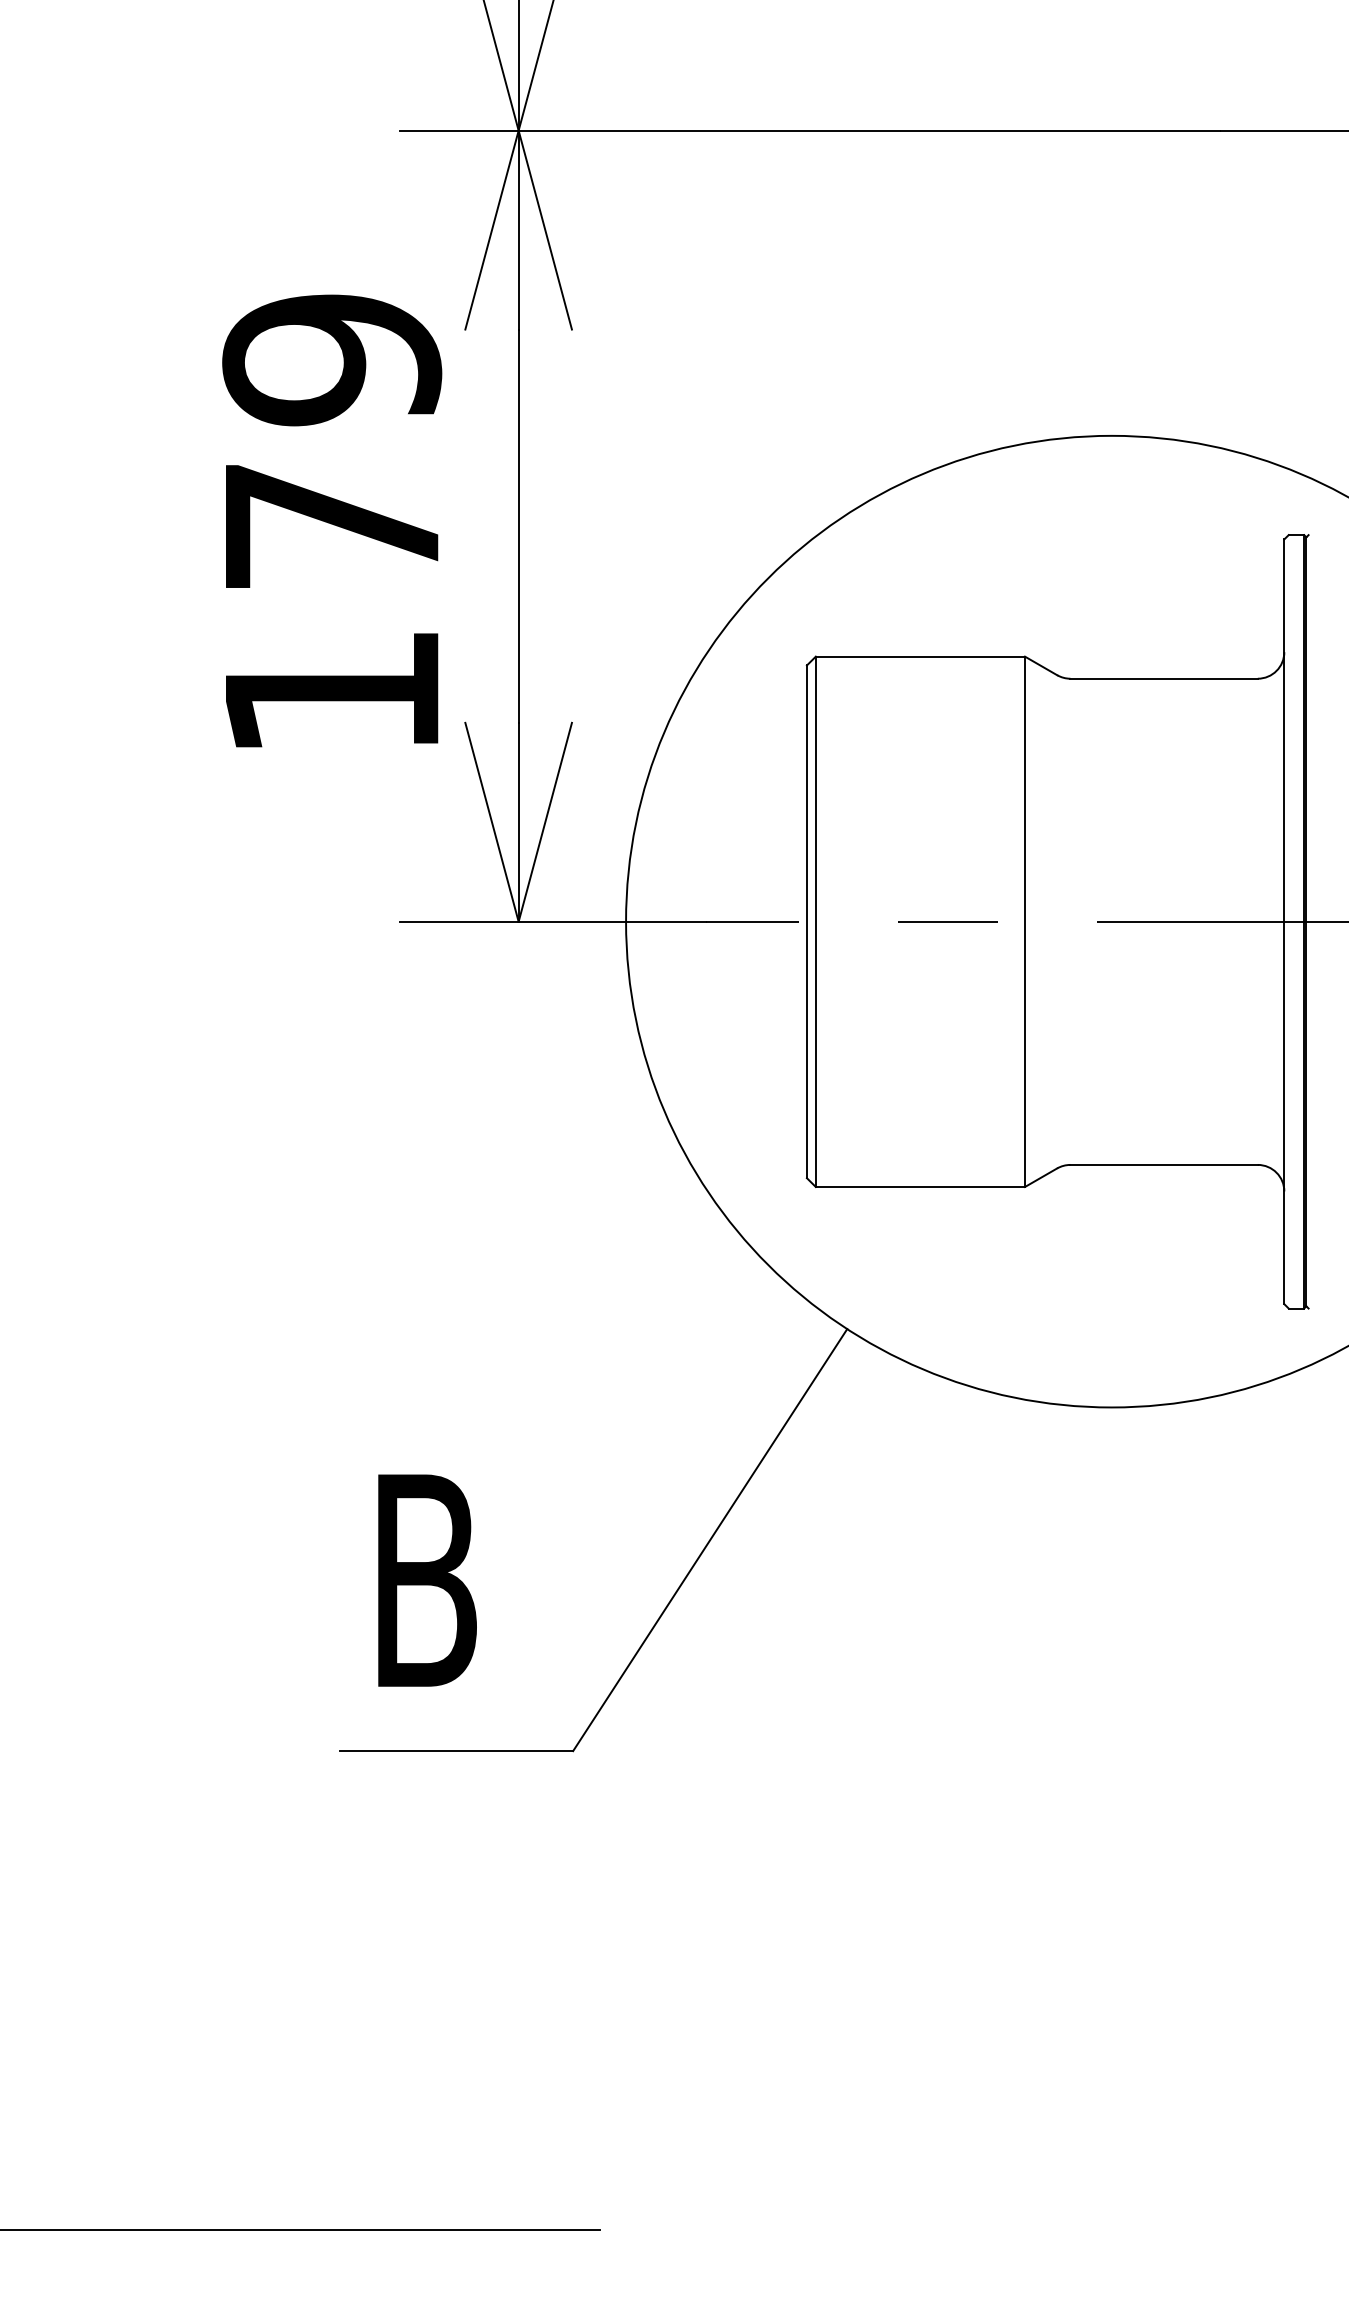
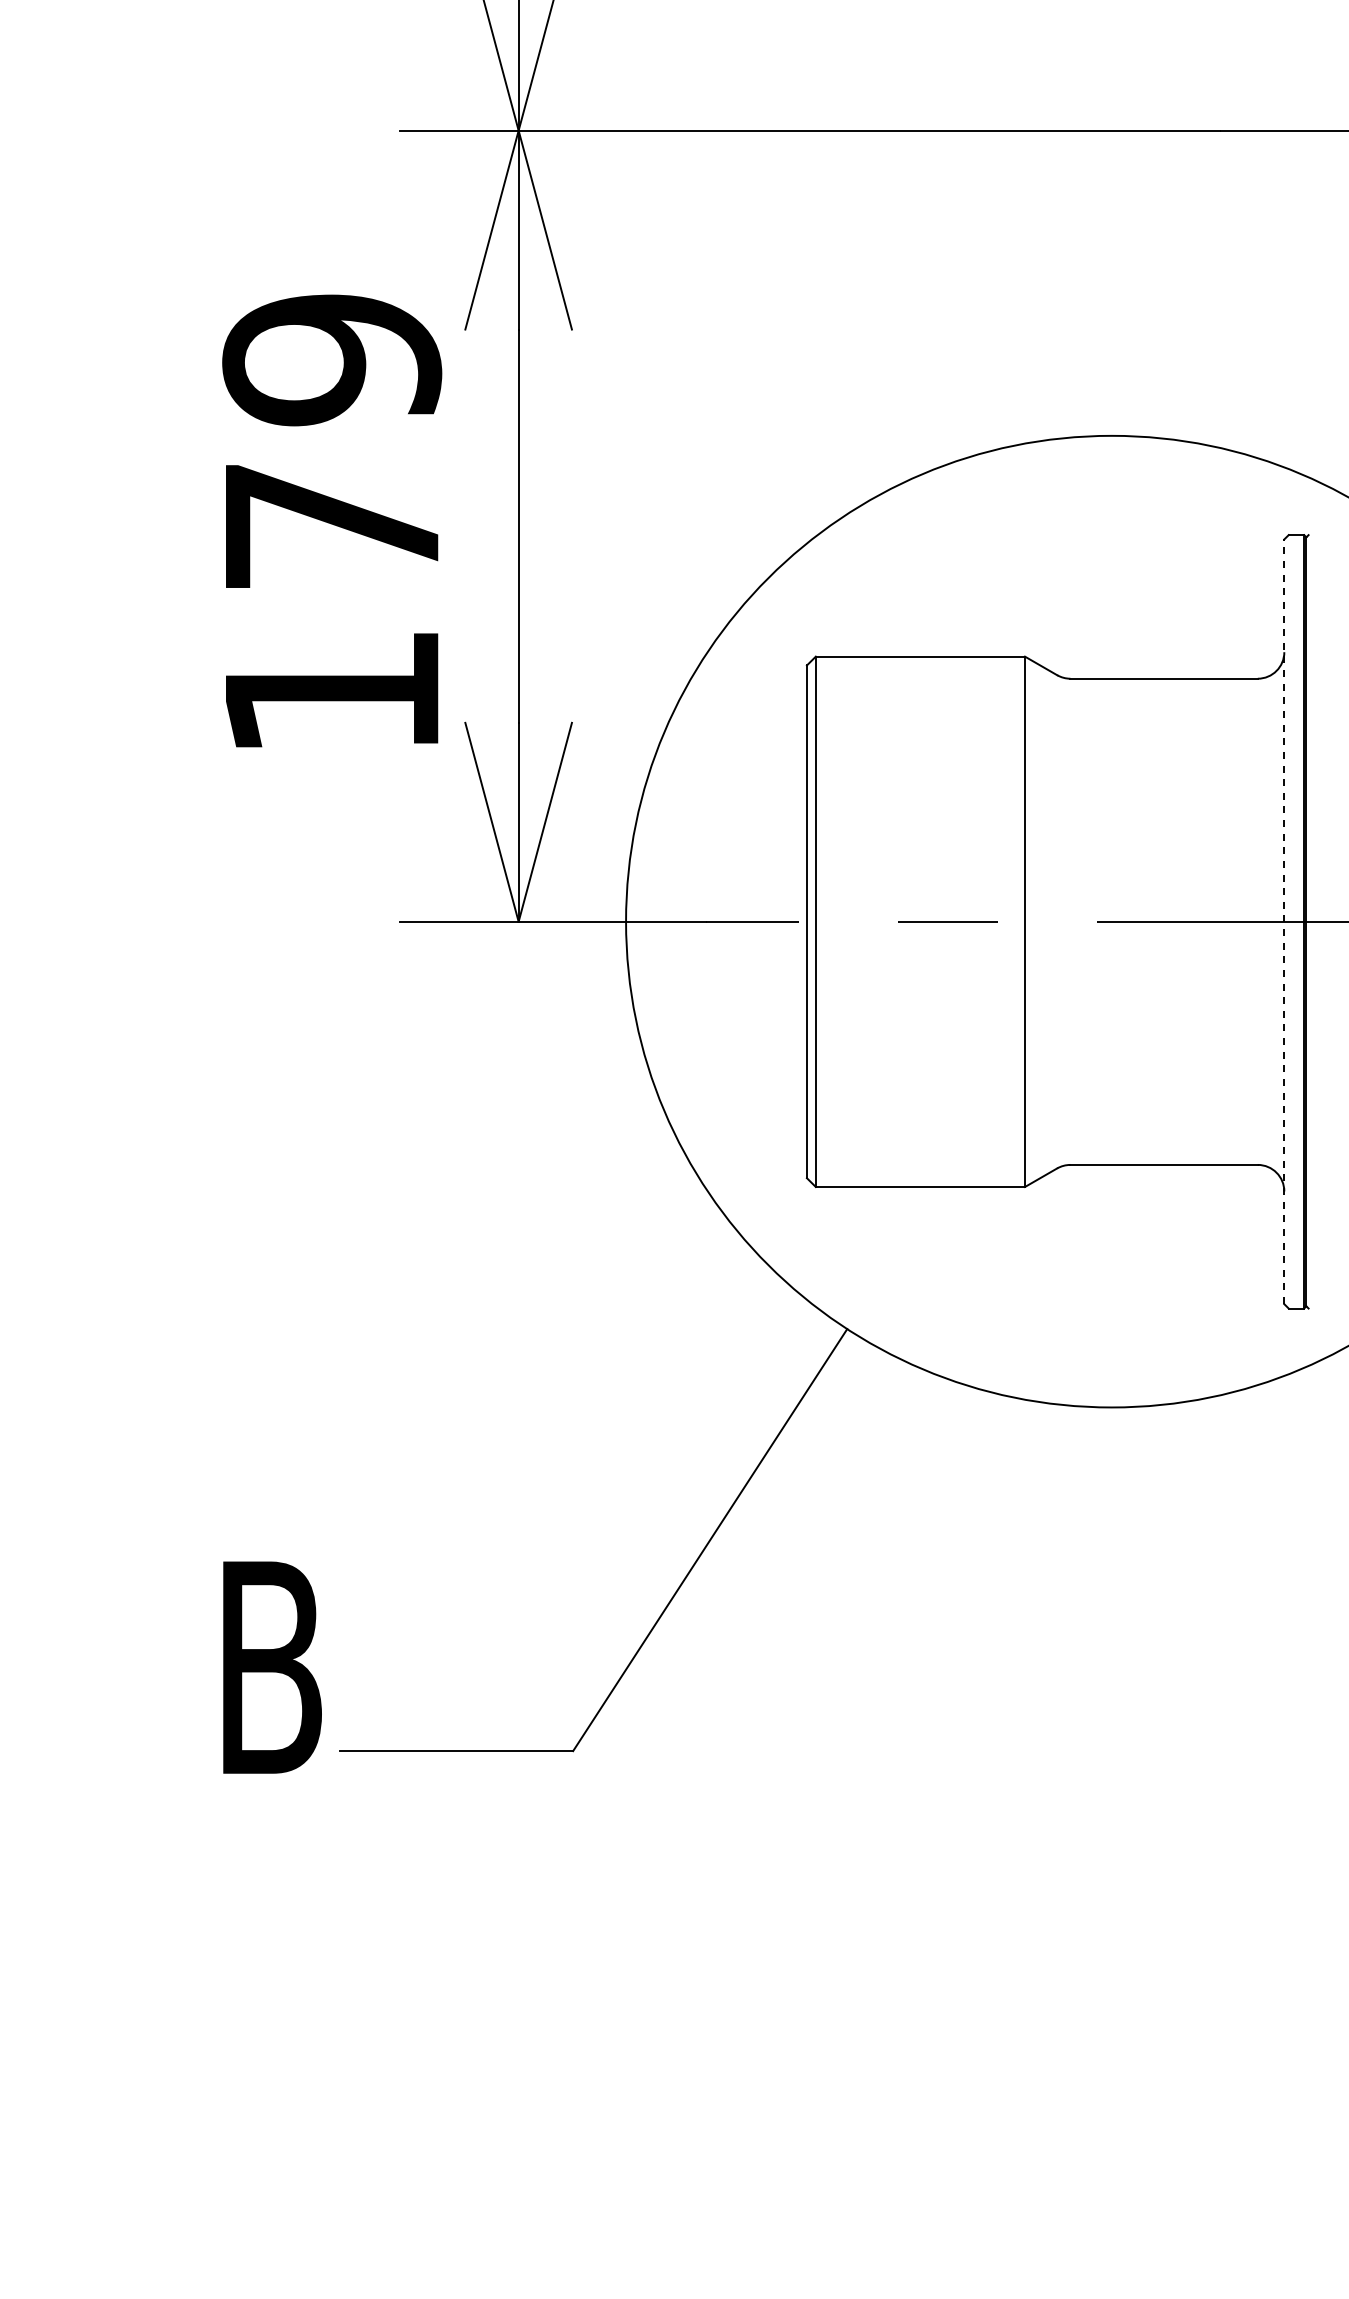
line: solid -> dashed (1284, 921)
text position: (427, 1580) -> (272, 1667) (272, 1667)
line: present -> none (301, 2230)
